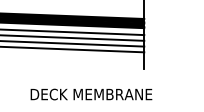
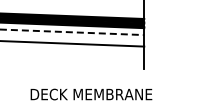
line: solid -> dashed (72, 32)
line: present -> none (73, 37)
line: present -> none (73, 49)
